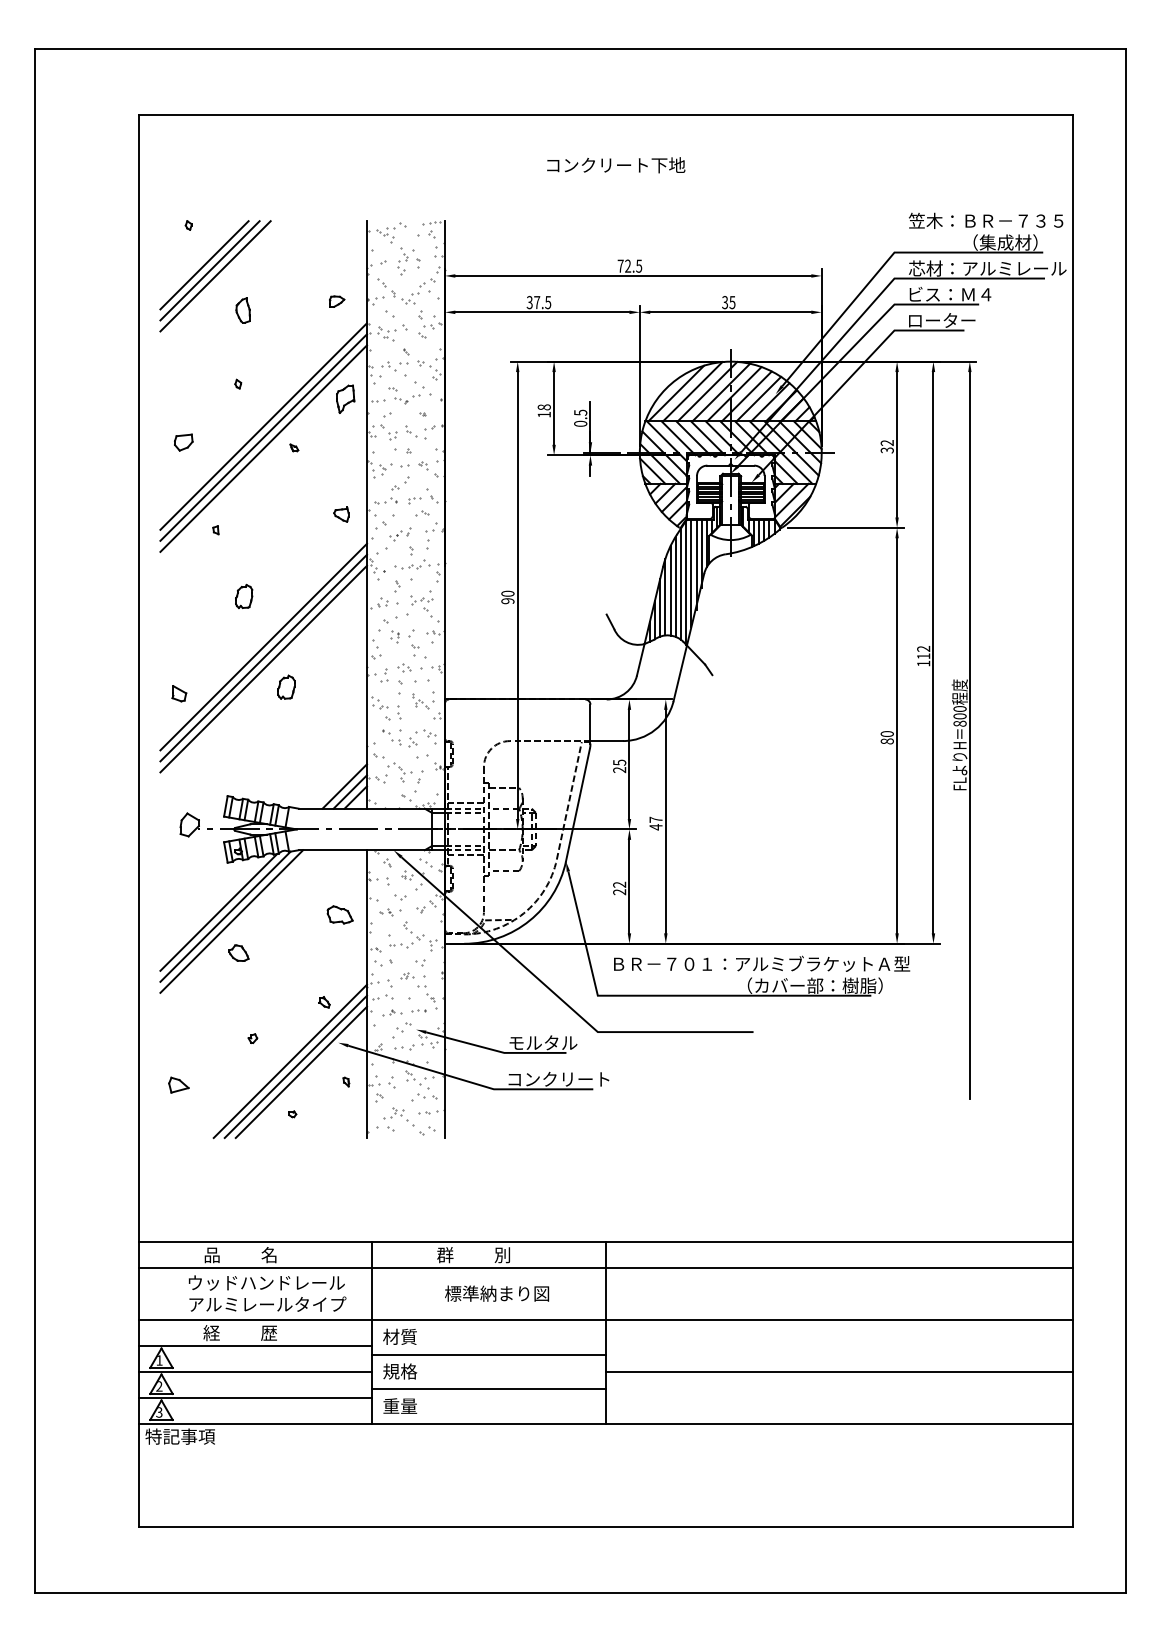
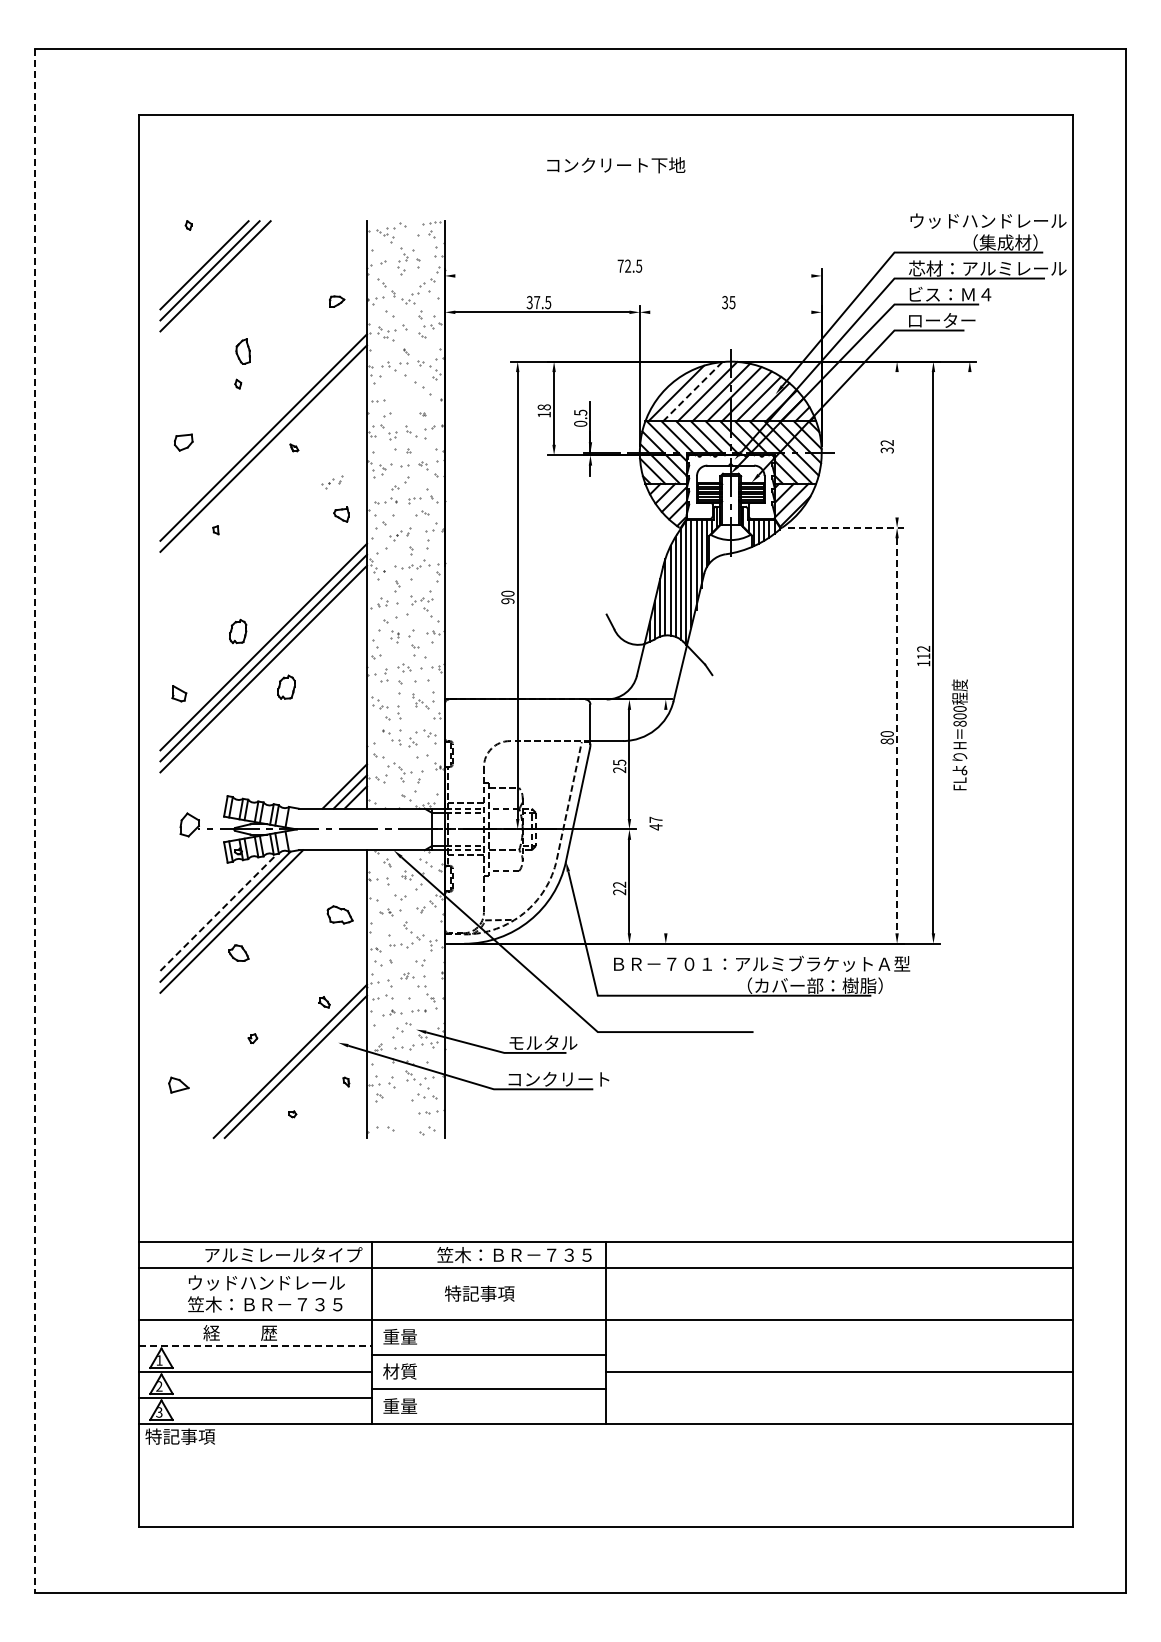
text: 笠木：ＢＲ－７３５ -> ウッドハンドレール (987, 220)
line: present -> none (633, 275)
part position: (242, 310) -> (242, 351) (242, 351)
line: present -> none (730, 312)
line: solid -> dashed (692, 391)
part: present -> none (404, 395)
part: present -> none (345, 398)
line: present -> none (263, 426)
line: present -> none (897, 444)
part: none -> present (332, 482)
line: solid -> dashed (845, 527)
part position: (244, 596) -> (238, 631) (238, 631)
line: solid -> dashed (897, 735)
line: present -> none (969, 735)
line: solid -> dashed (34, 820)
line: present -> none (665, 821)
line: solid -> dashed (218, 912)
line: present -> none (301, 1072)
part: present -> none (398, 1116)
text: 品          名 -> アルミレールタイプ (283, 1255)
text: 群          別 -> 笠木：ＢＲ－７３５ (514, 1255)
text: 標準納まり図 -> 特記事項 (497, 1293)
text: アルミレールタイプ -> 笠木：ＢＲ－７３５ (267, 1304)
text: 材質 -> 重量 (399, 1336)
line: solid -> dashed (255, 1345)
text: 規格 -> 材質 (400, 1371)
